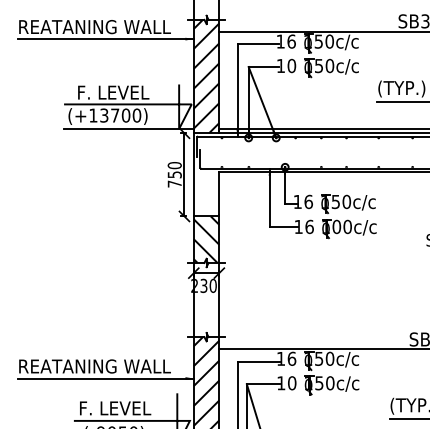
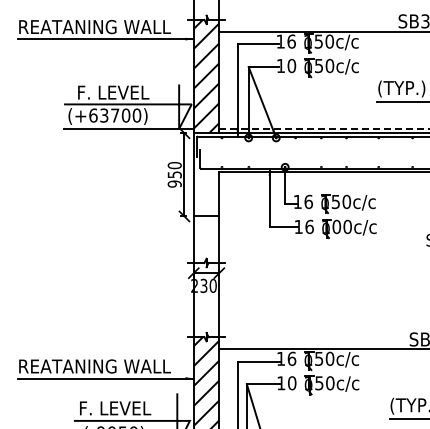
text: (+13700) -> (+63700) (93, 115)
line: solid -> dashed (323, 128)
text: 750 -> 950 (174, 183)
hatch: present -> none (206, 239)
